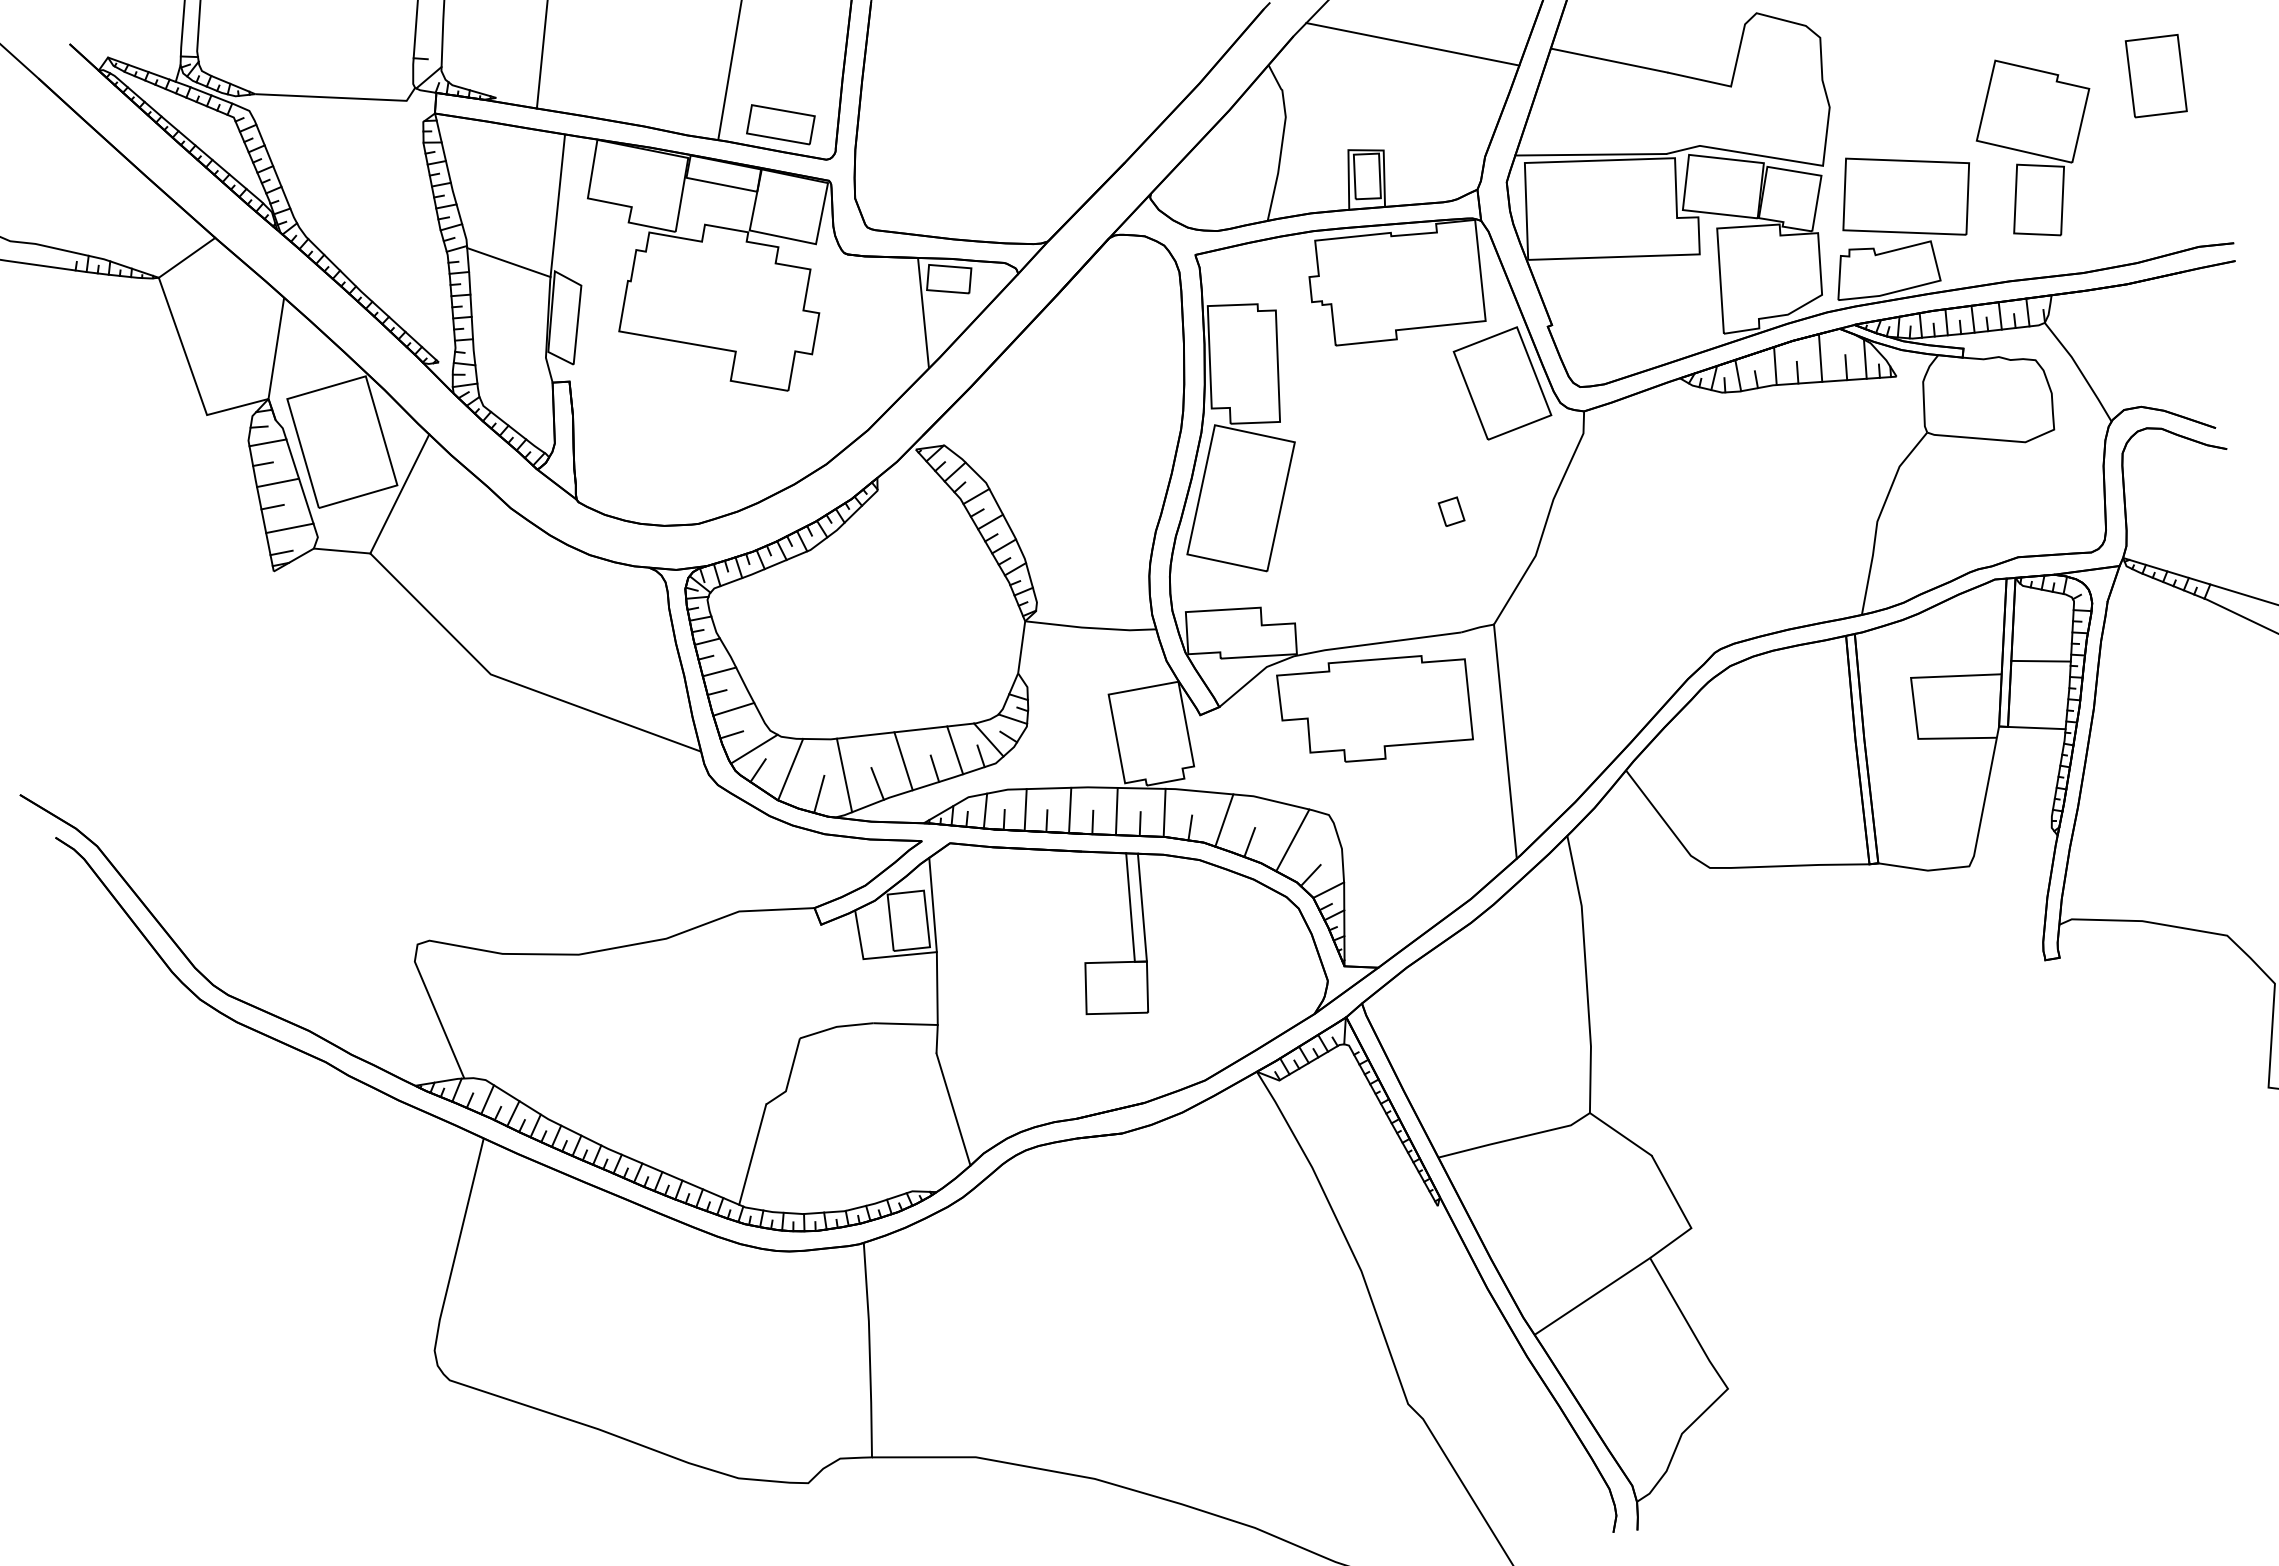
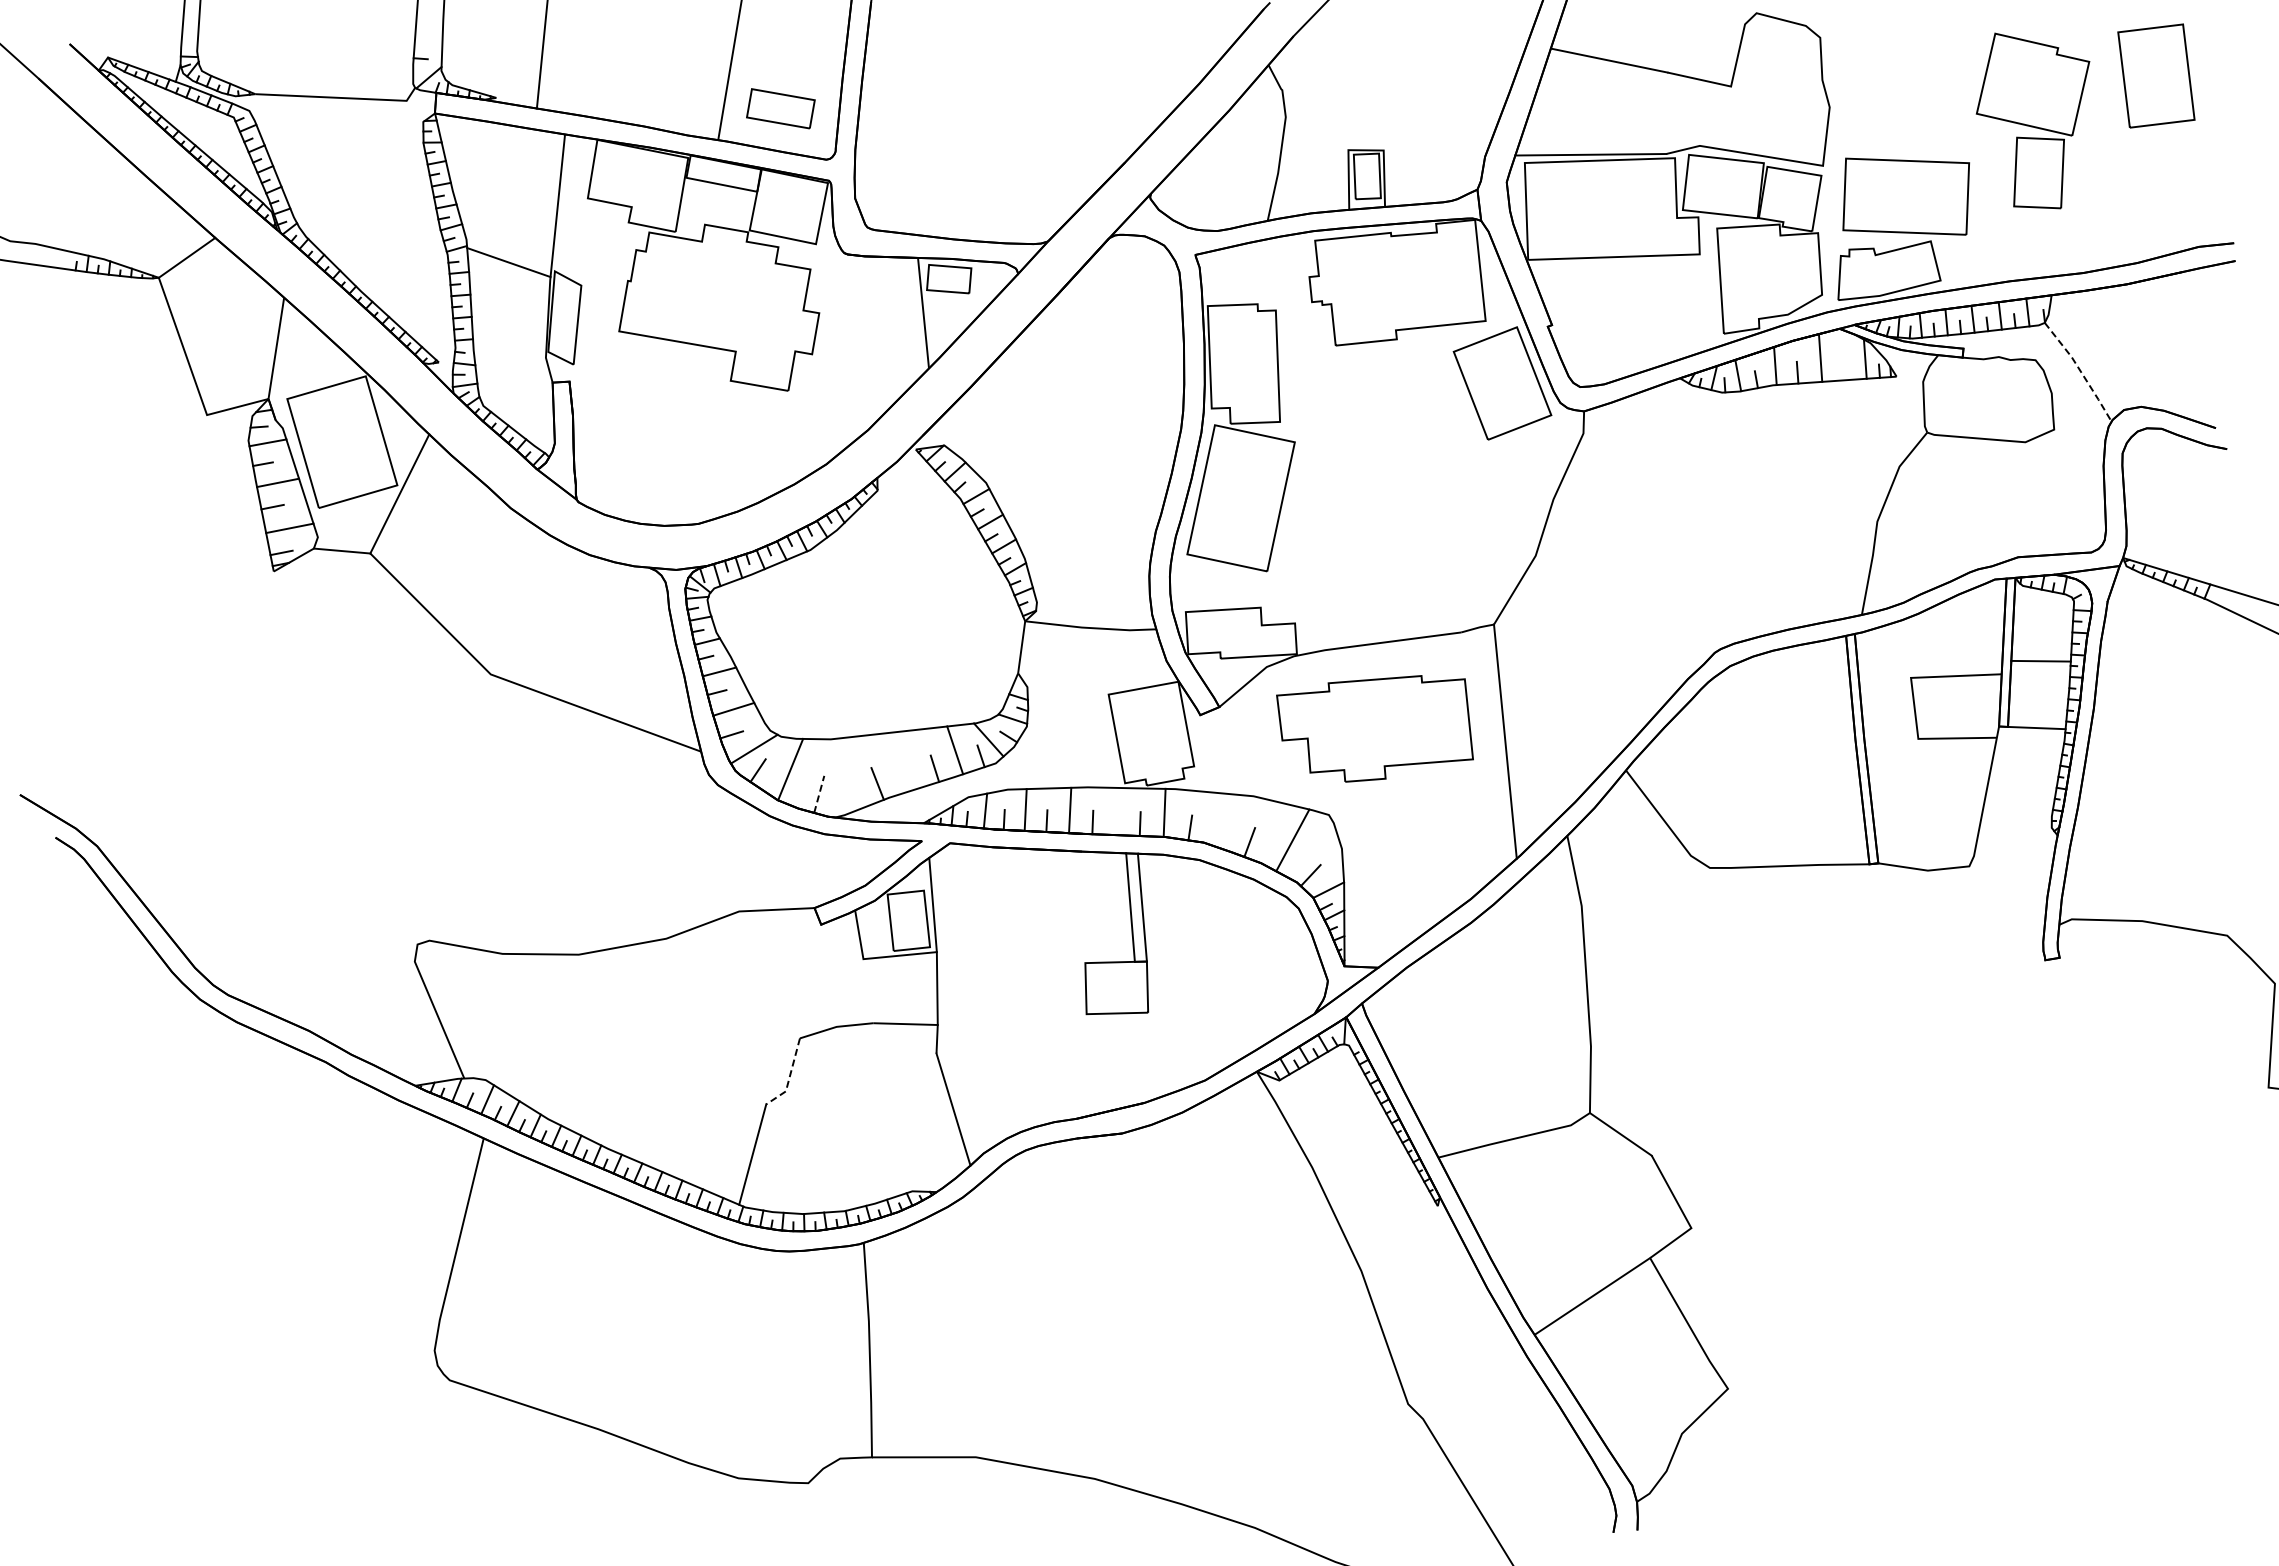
line: present -> none (1412, 44)
part size: 64x85 px -> 79x106 px (2156, 75)
part position: (780, 124) -> (780, 108) (780, 108)
part position: (2032, 147) -> (2032, 120) (2032, 120)
line: present -> none (1846, 367)
line: solid -> dashed (2080, 371)
part: present -> none (1451, 511)
part position: (1374, 708) -> (1374, 728) (1374, 728)
line: present -> none (903, 761)
line: present -> none (844, 775)
line: solid -> dashed (819, 793)
line: present -> none (1116, 811)
line: present -> none (1224, 820)
line: solid -> dashed (789, 1076)
